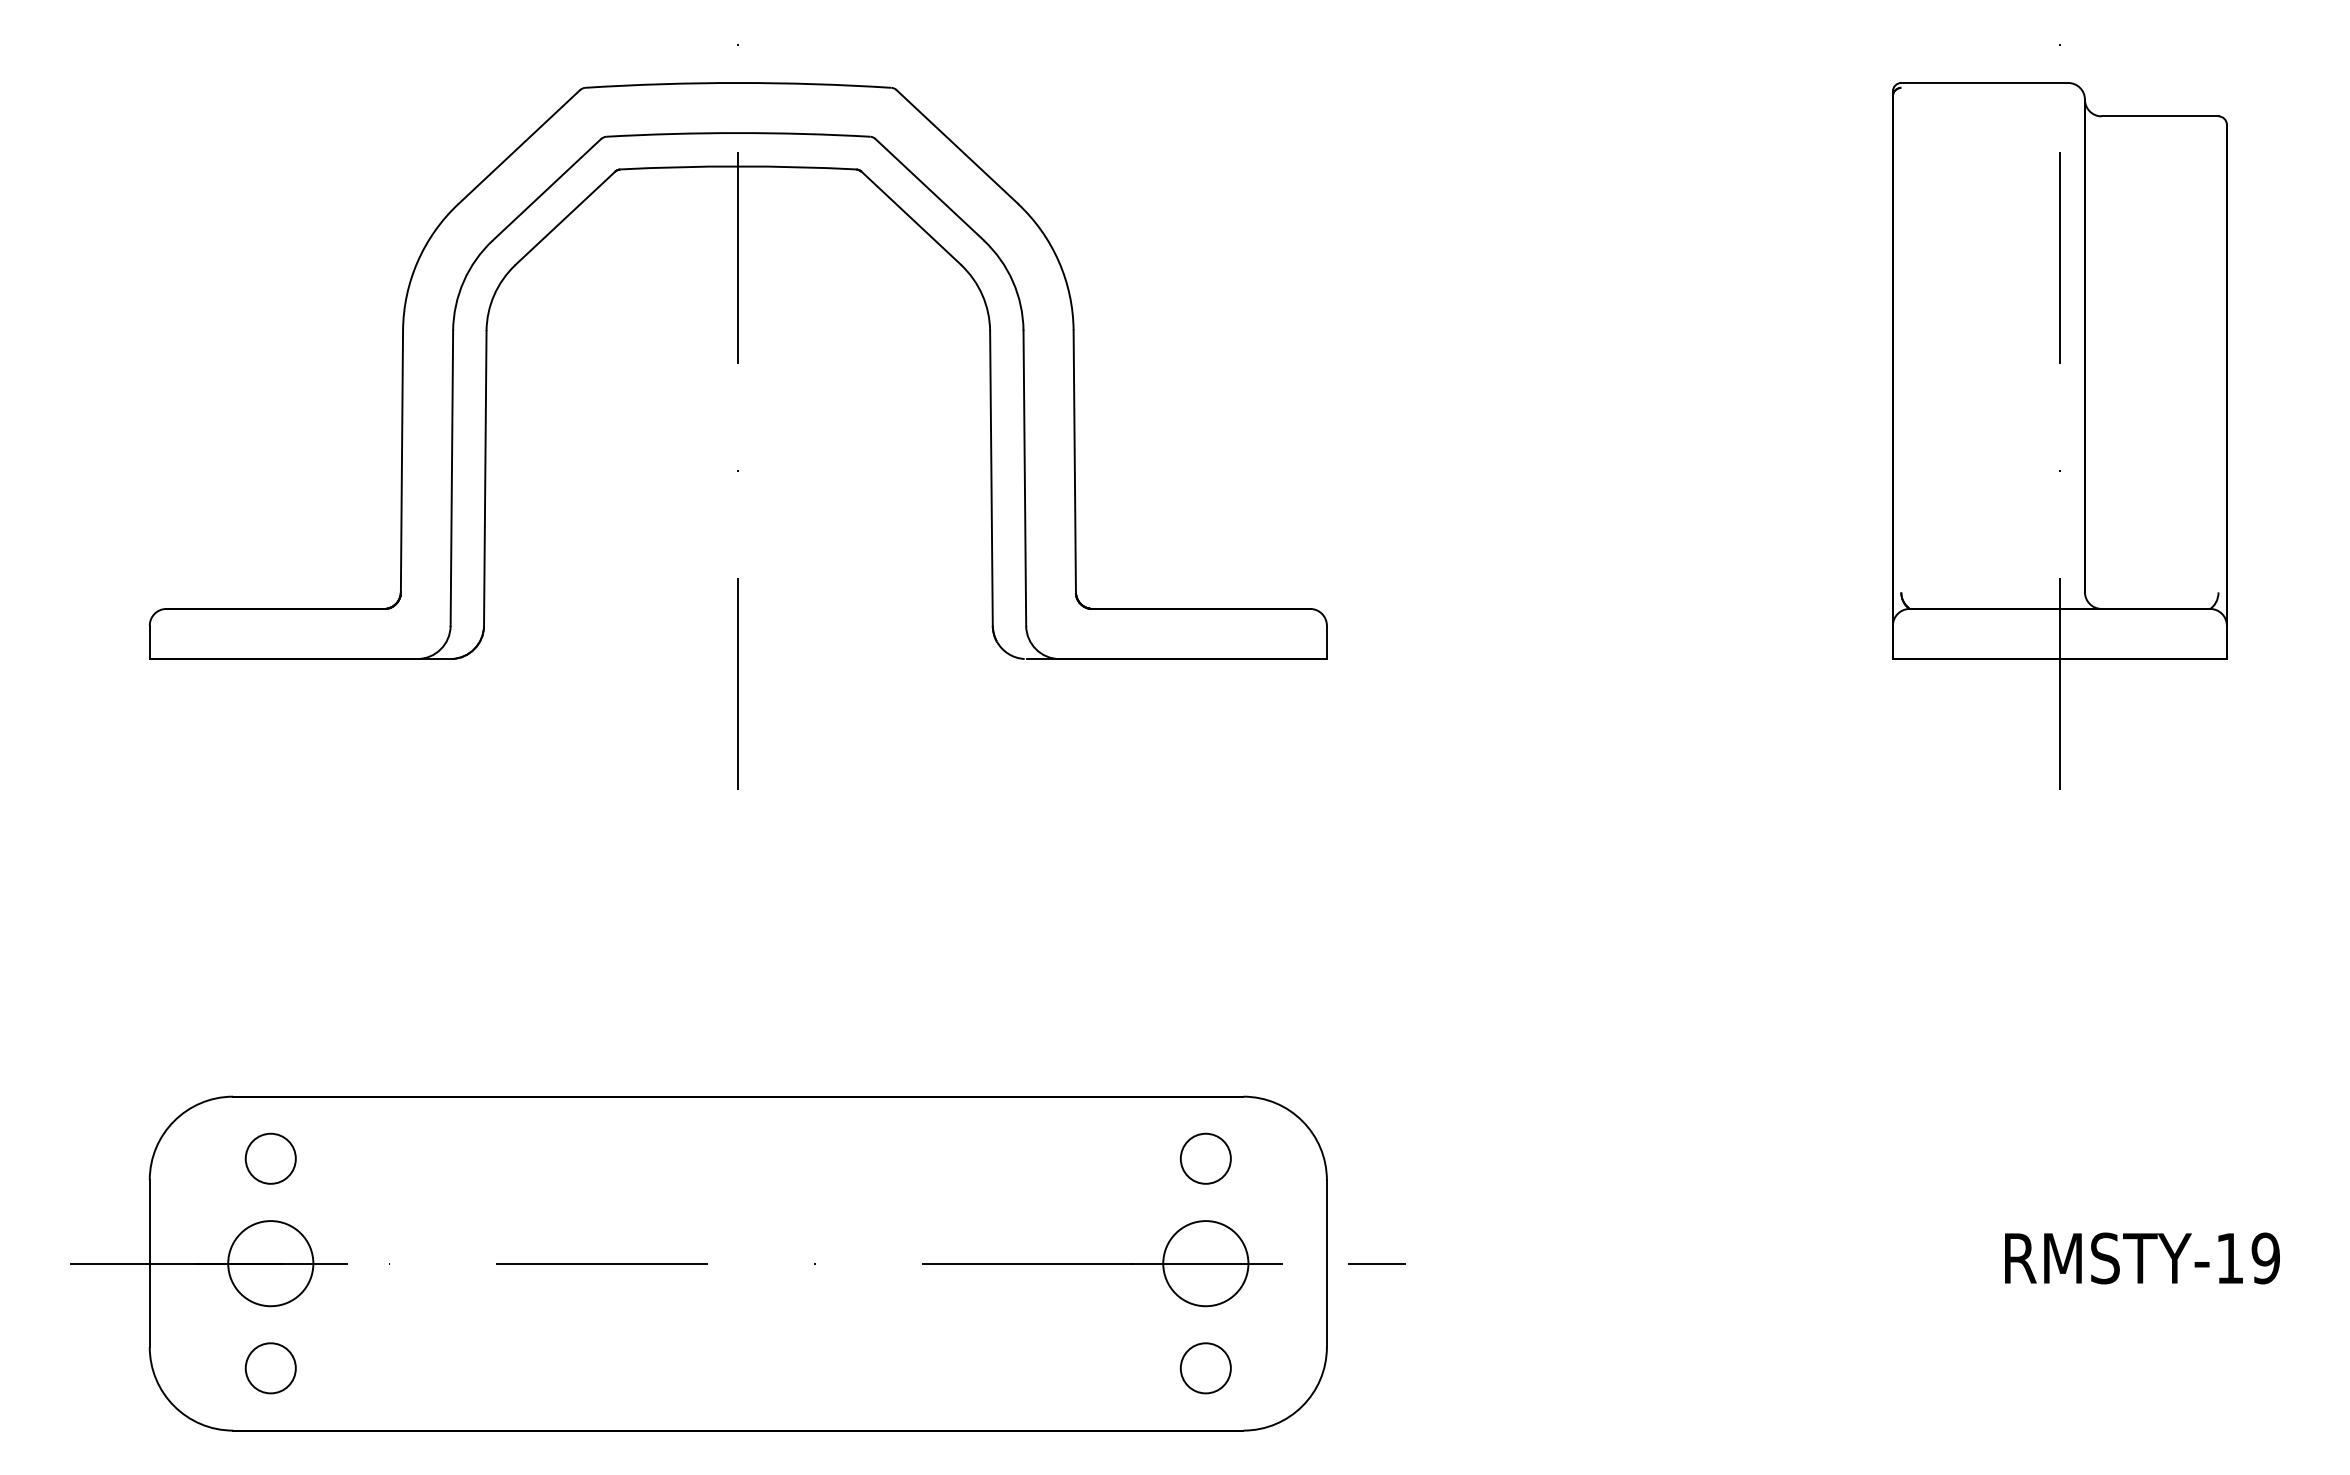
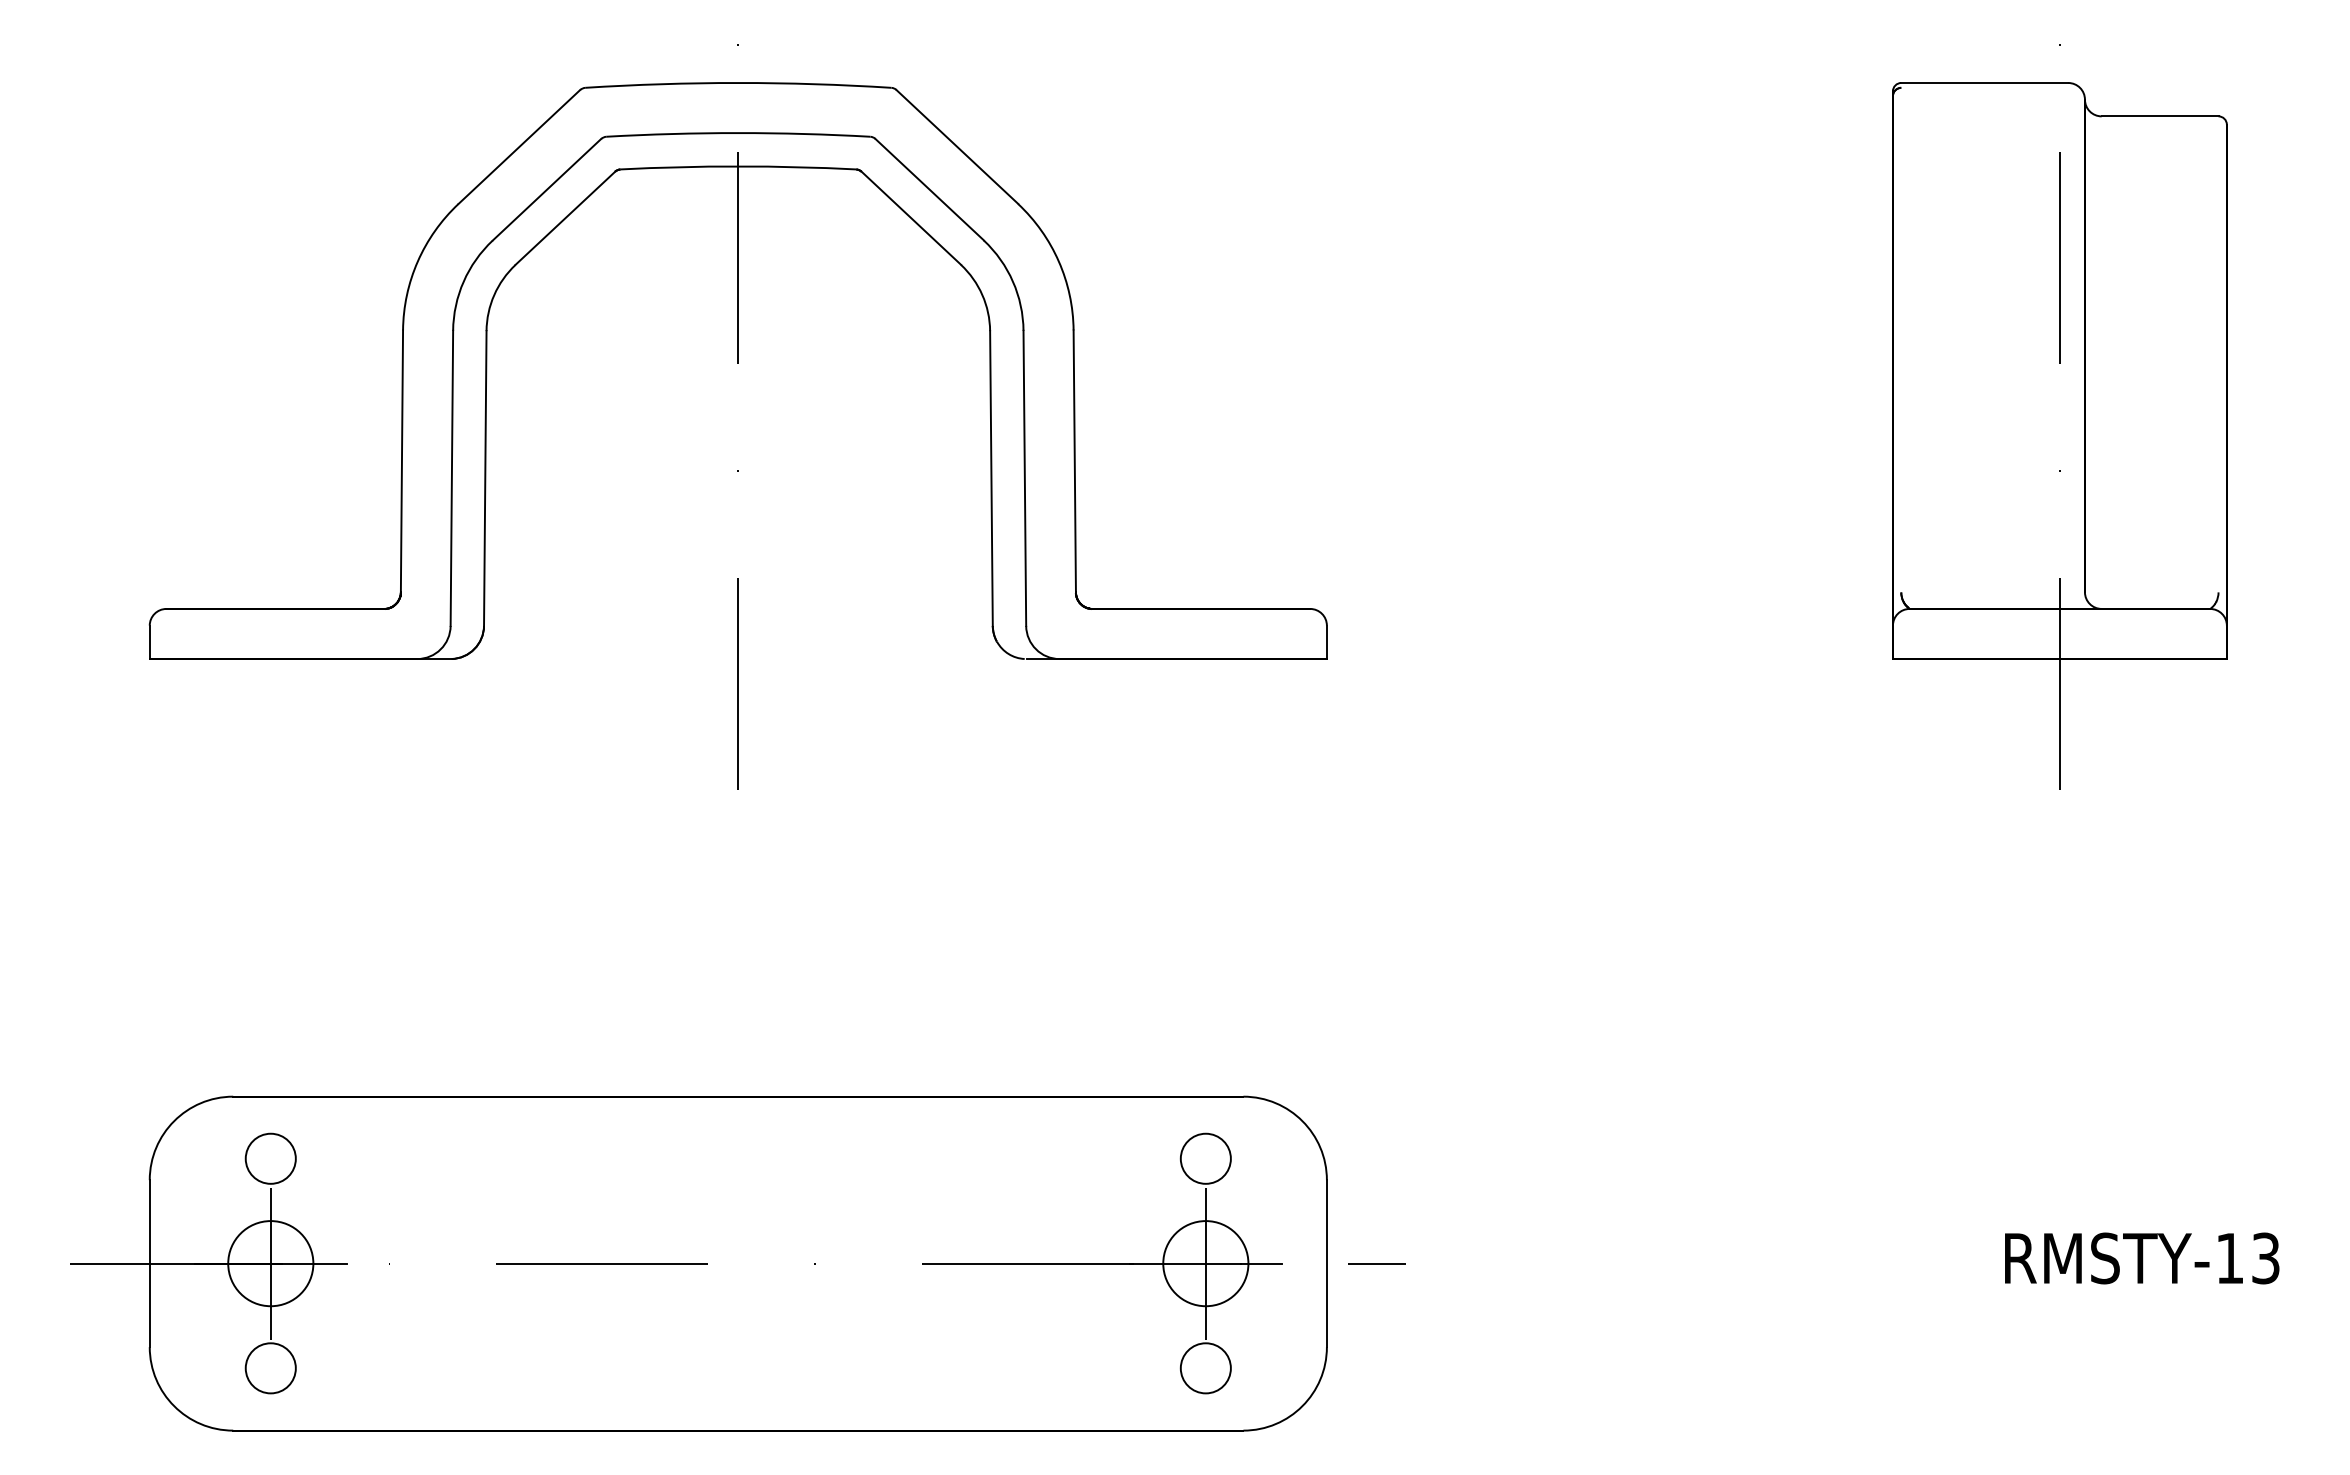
text: RMSTY-19 -> RMSTY-13 (2265, 1258)
line: none -> present (270, 1263)
line: none -> present (1205, 1263)
